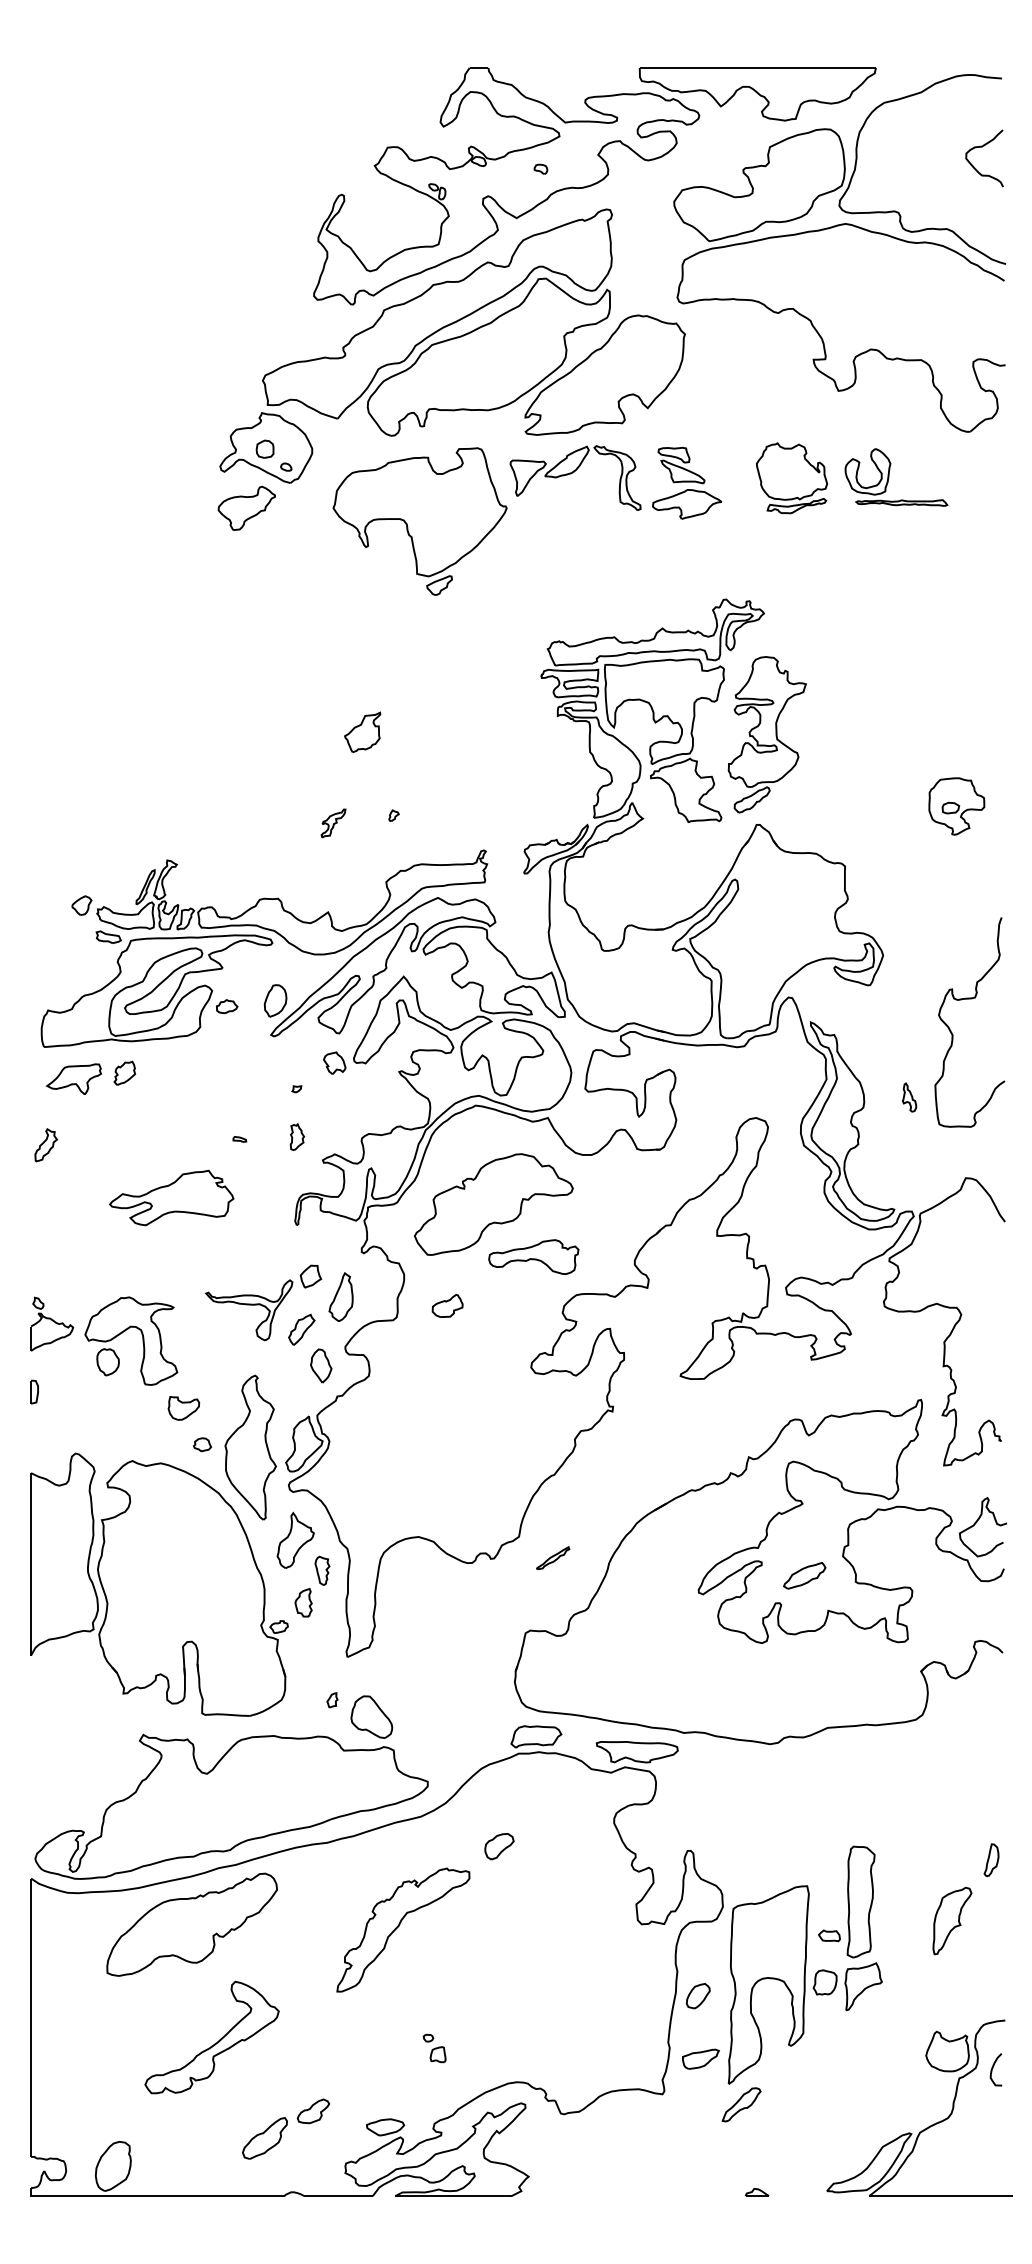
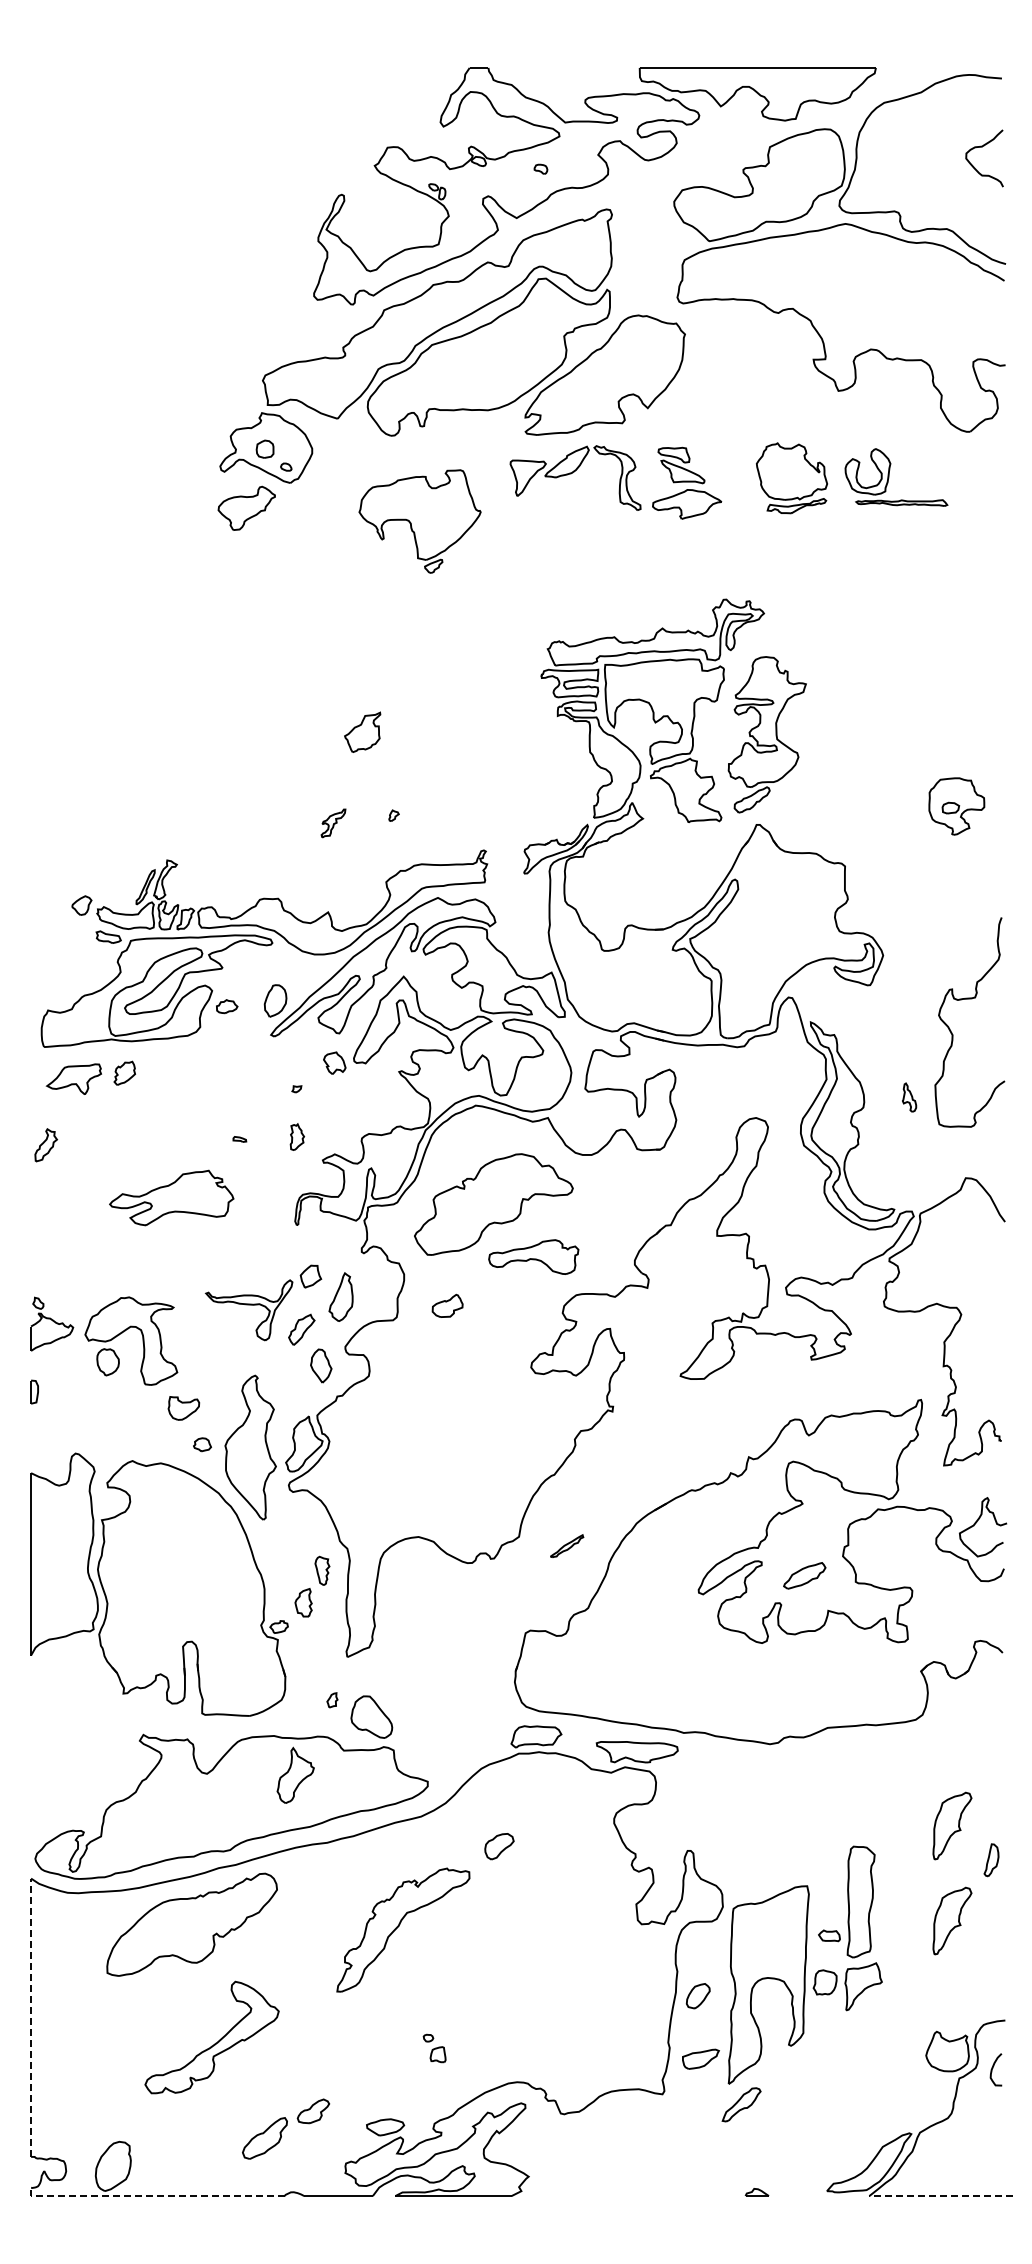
part size: 176x149 px -> 124x105 px (419, 521)
part position: (295, 1539) -> (295, 1774) (295, 1774)
part position: (553, 1557) -> (567, 1545) (567, 1545)
part: none -> present (952, 1825)
line: solid -> dashed (31, 2017)
line: solid -> dashed (152, 2196)
line: solid -> dashed (940, 2196)
